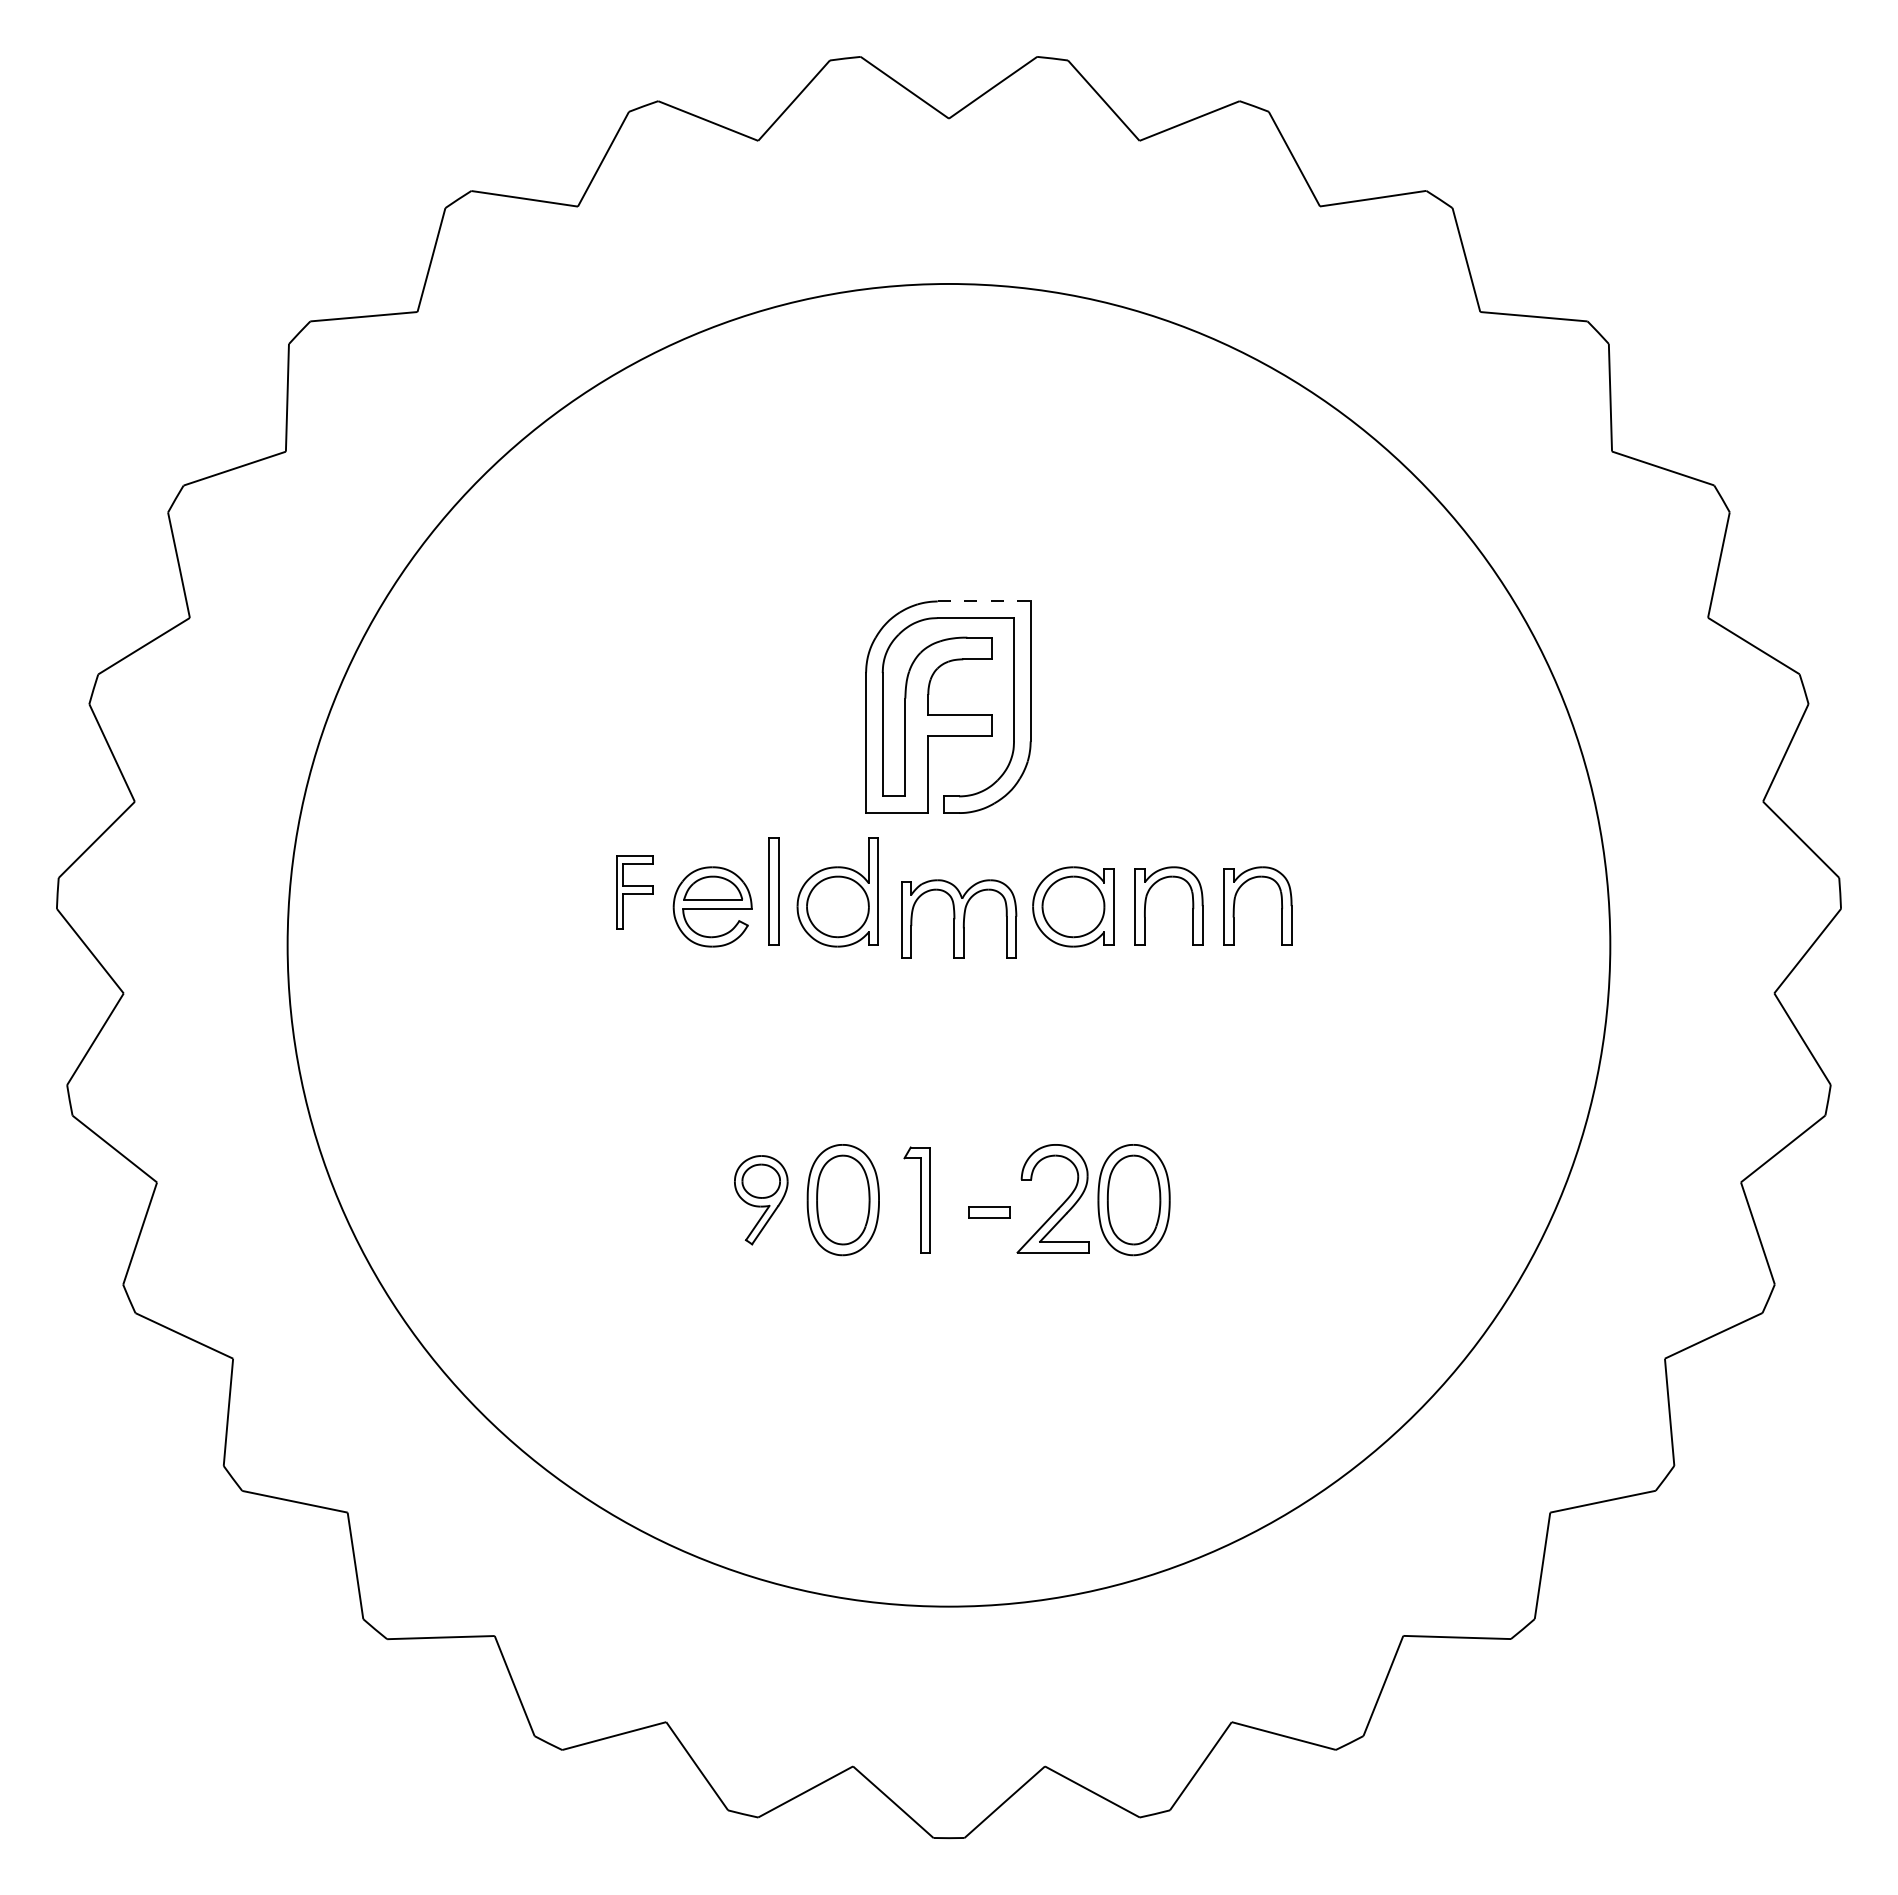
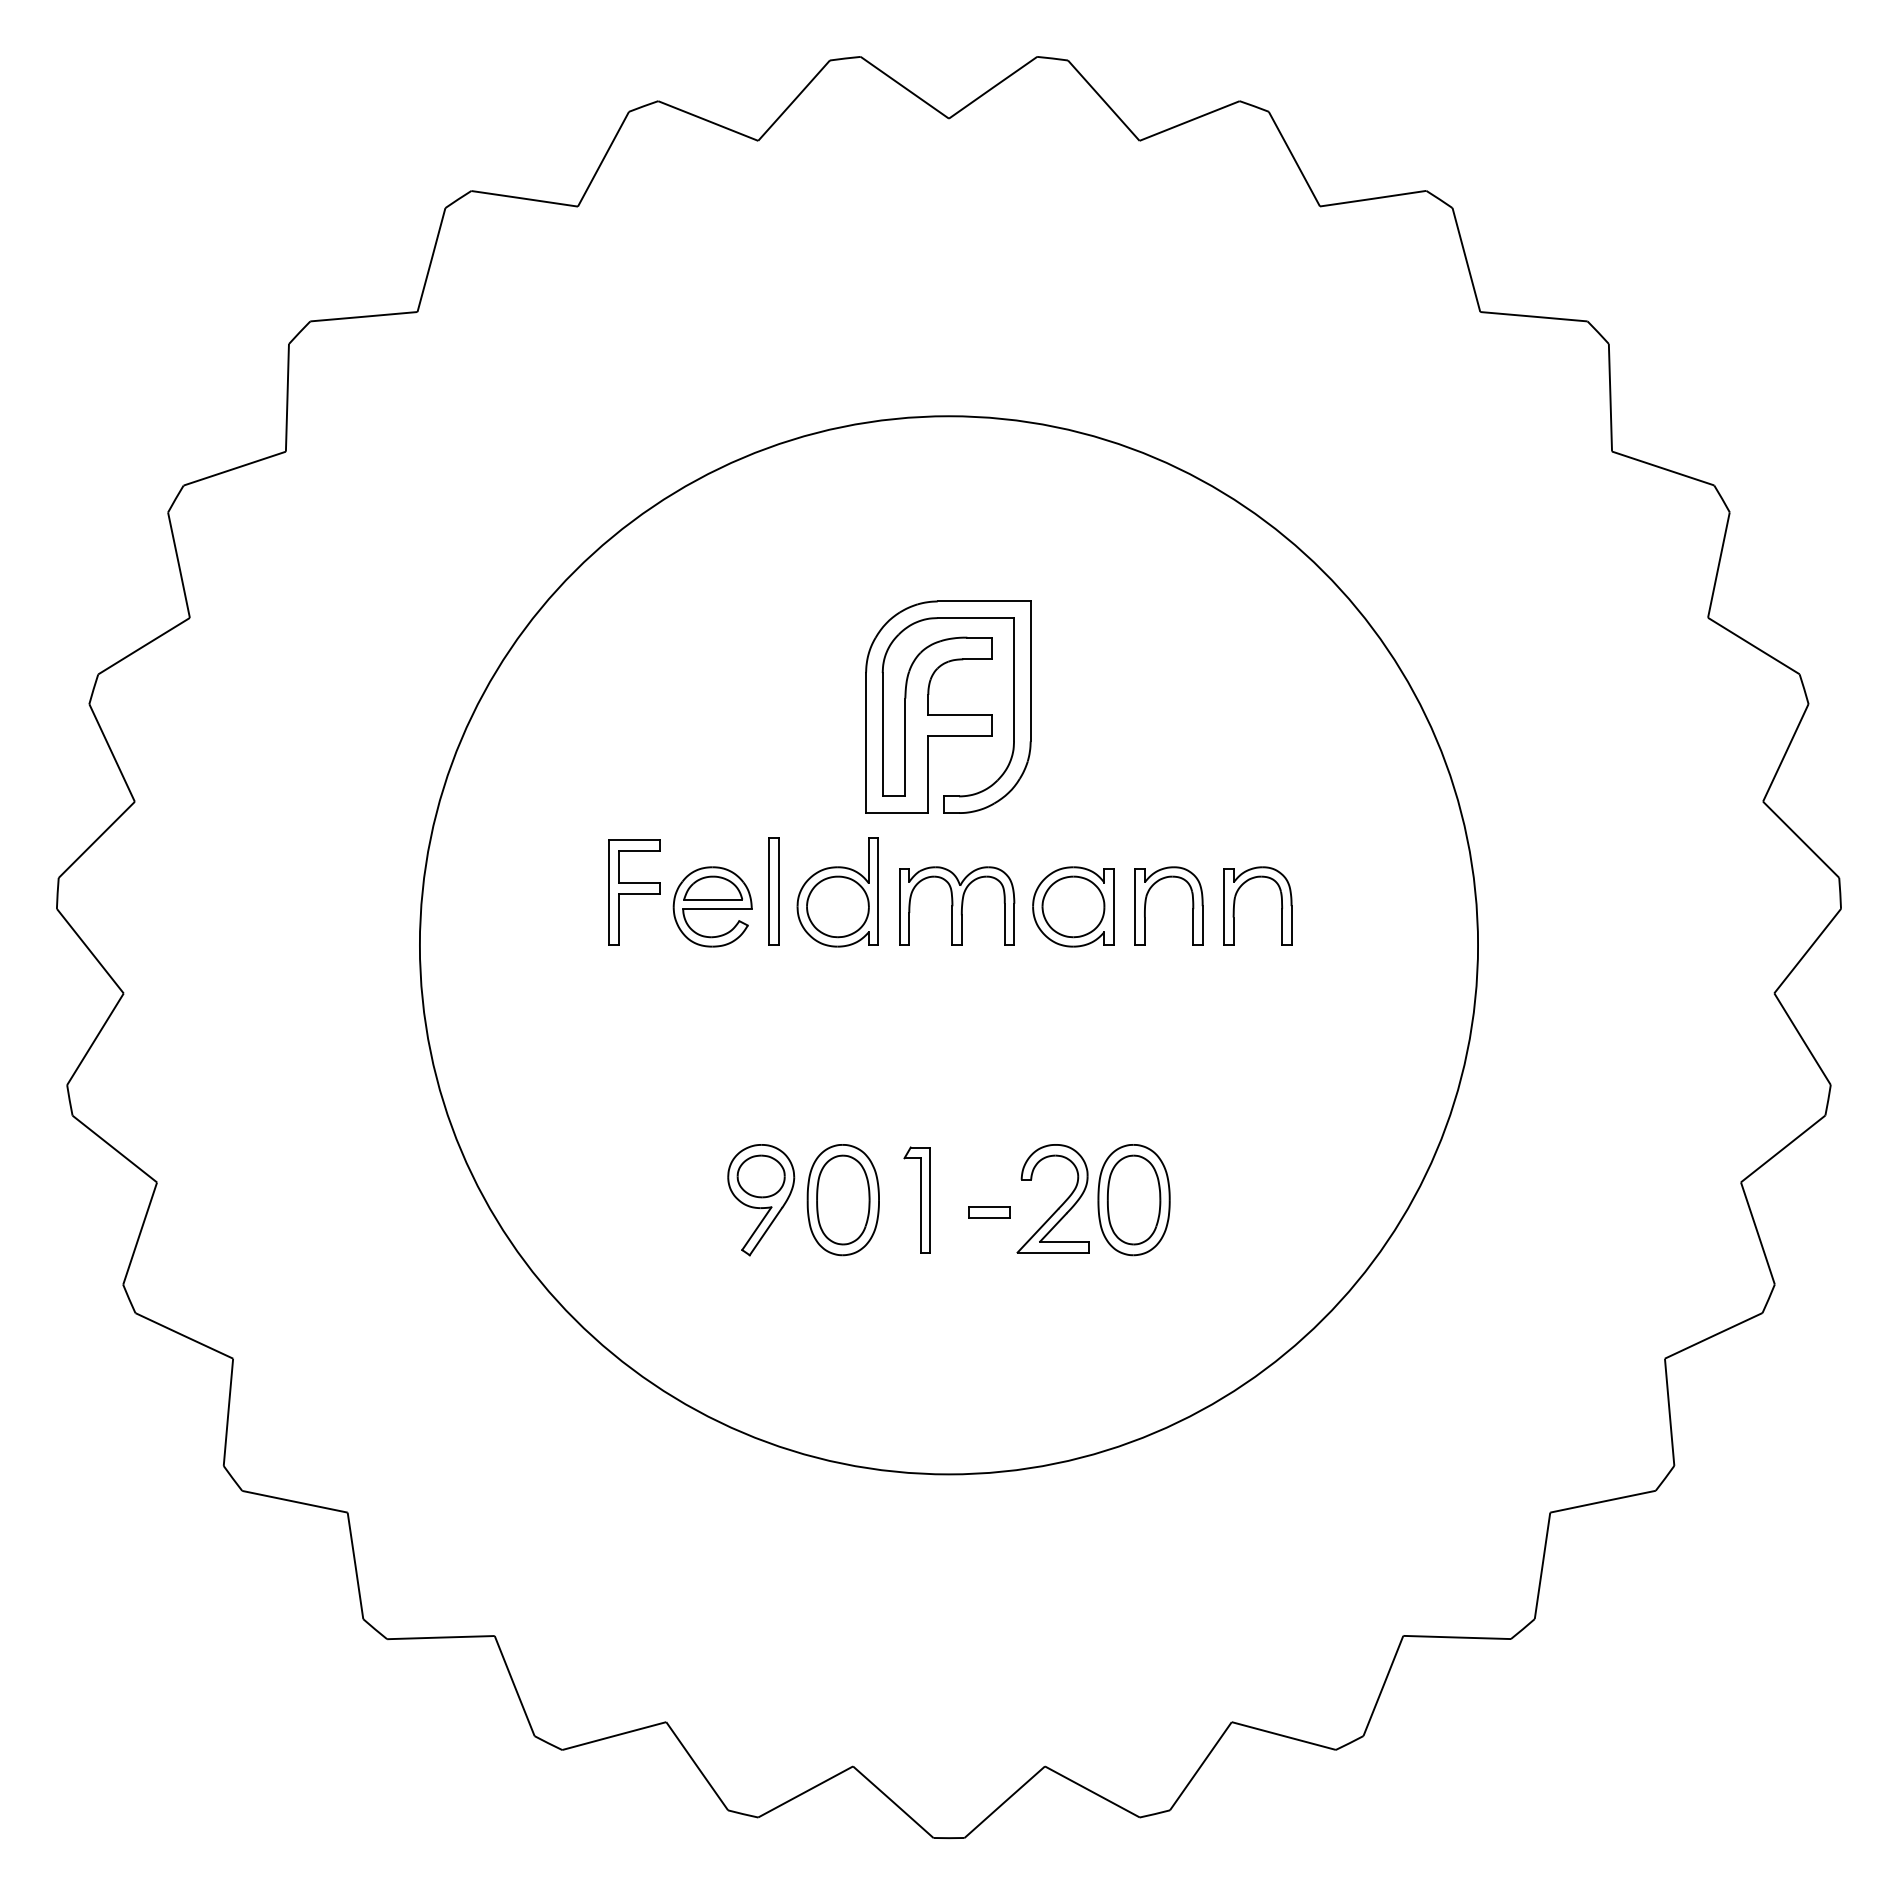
line: dashed -> solid (984, 601)
part size: 38x75 px -> 53x107 px (634, 892)
part position: (959, 918) -> (957, 905) (957, 905)
circle diameter: 1323 px -> 1058 px (948, 945)
part size: 55x91 px -> 69x113 px (761, 1200)
